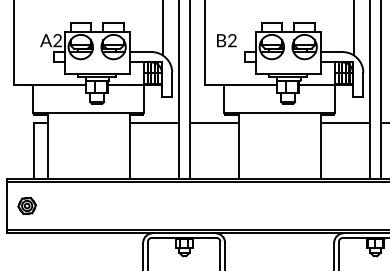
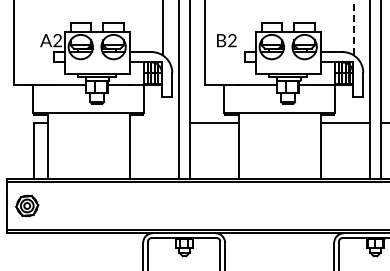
line: solid -> dashed (353, 27)
line: present -> none (154, 123)
part size: 20x18 px -> 25x24 px (27, 205)
